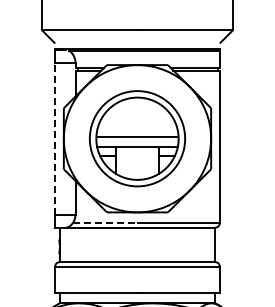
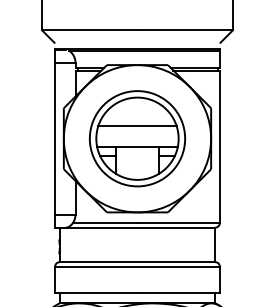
line position: (137, 136) -> (137, 125) (137, 125)
line: dashed -> solid (55, 138)
line: dashed -> solid (105, 223)
